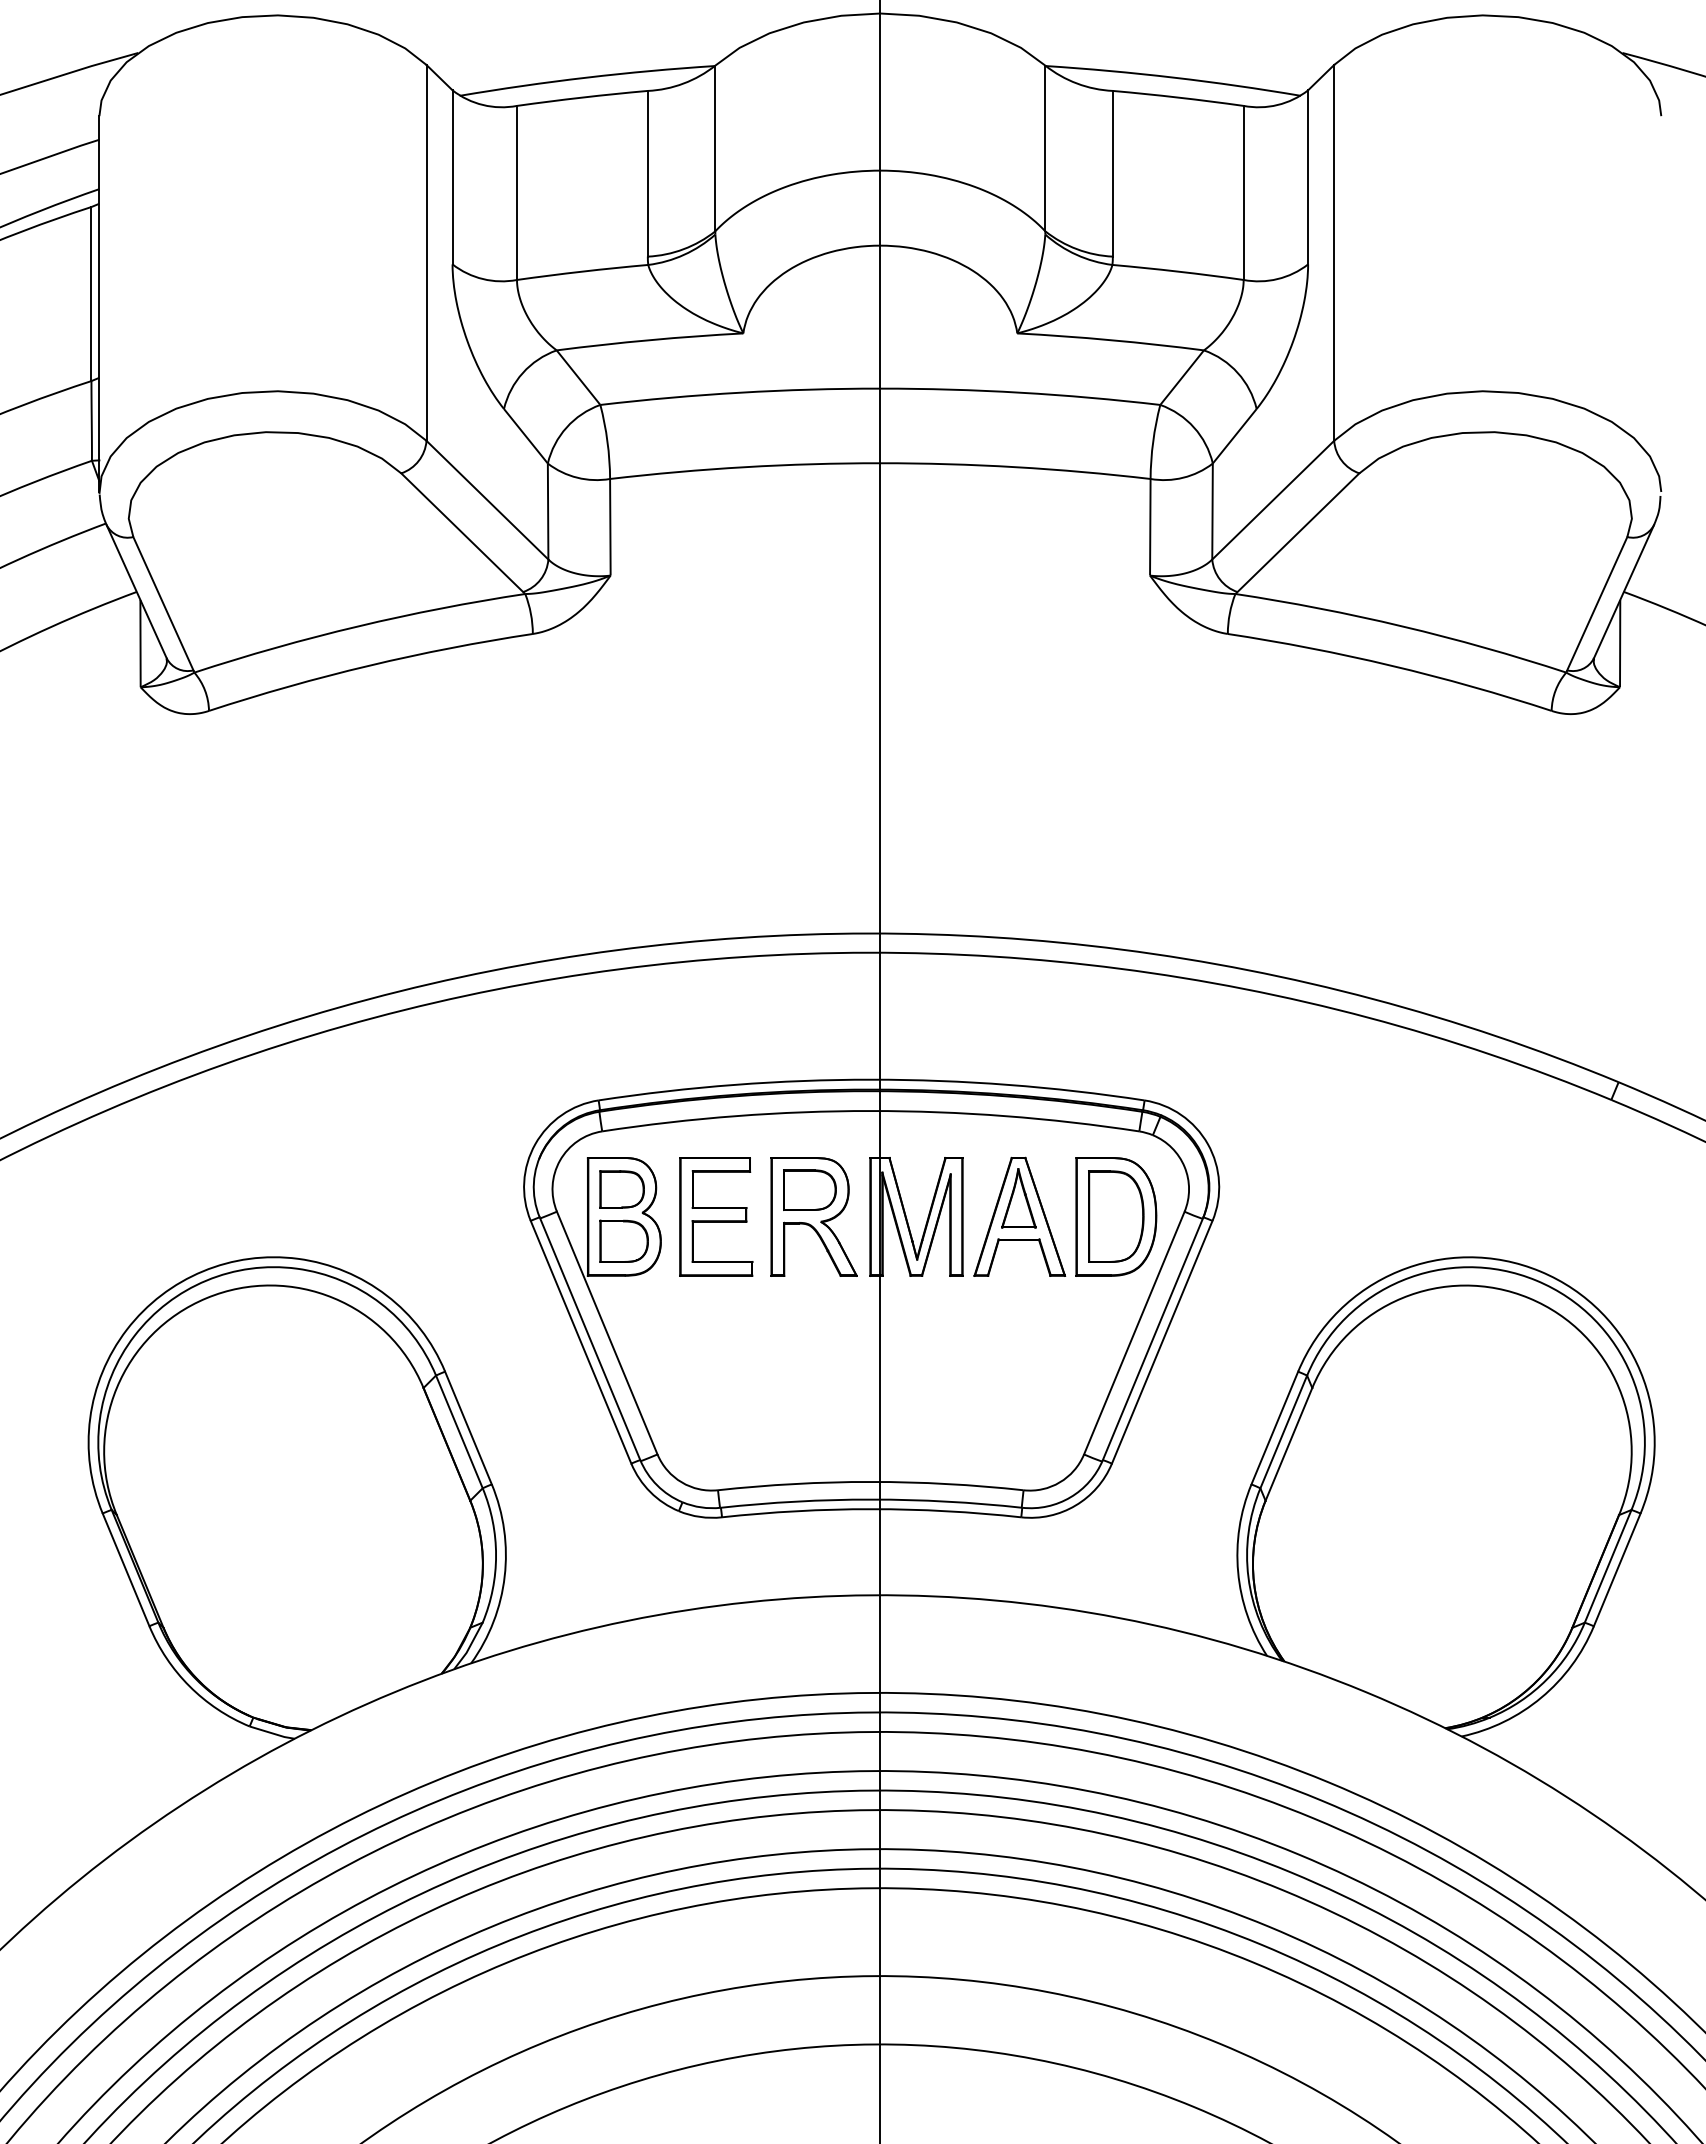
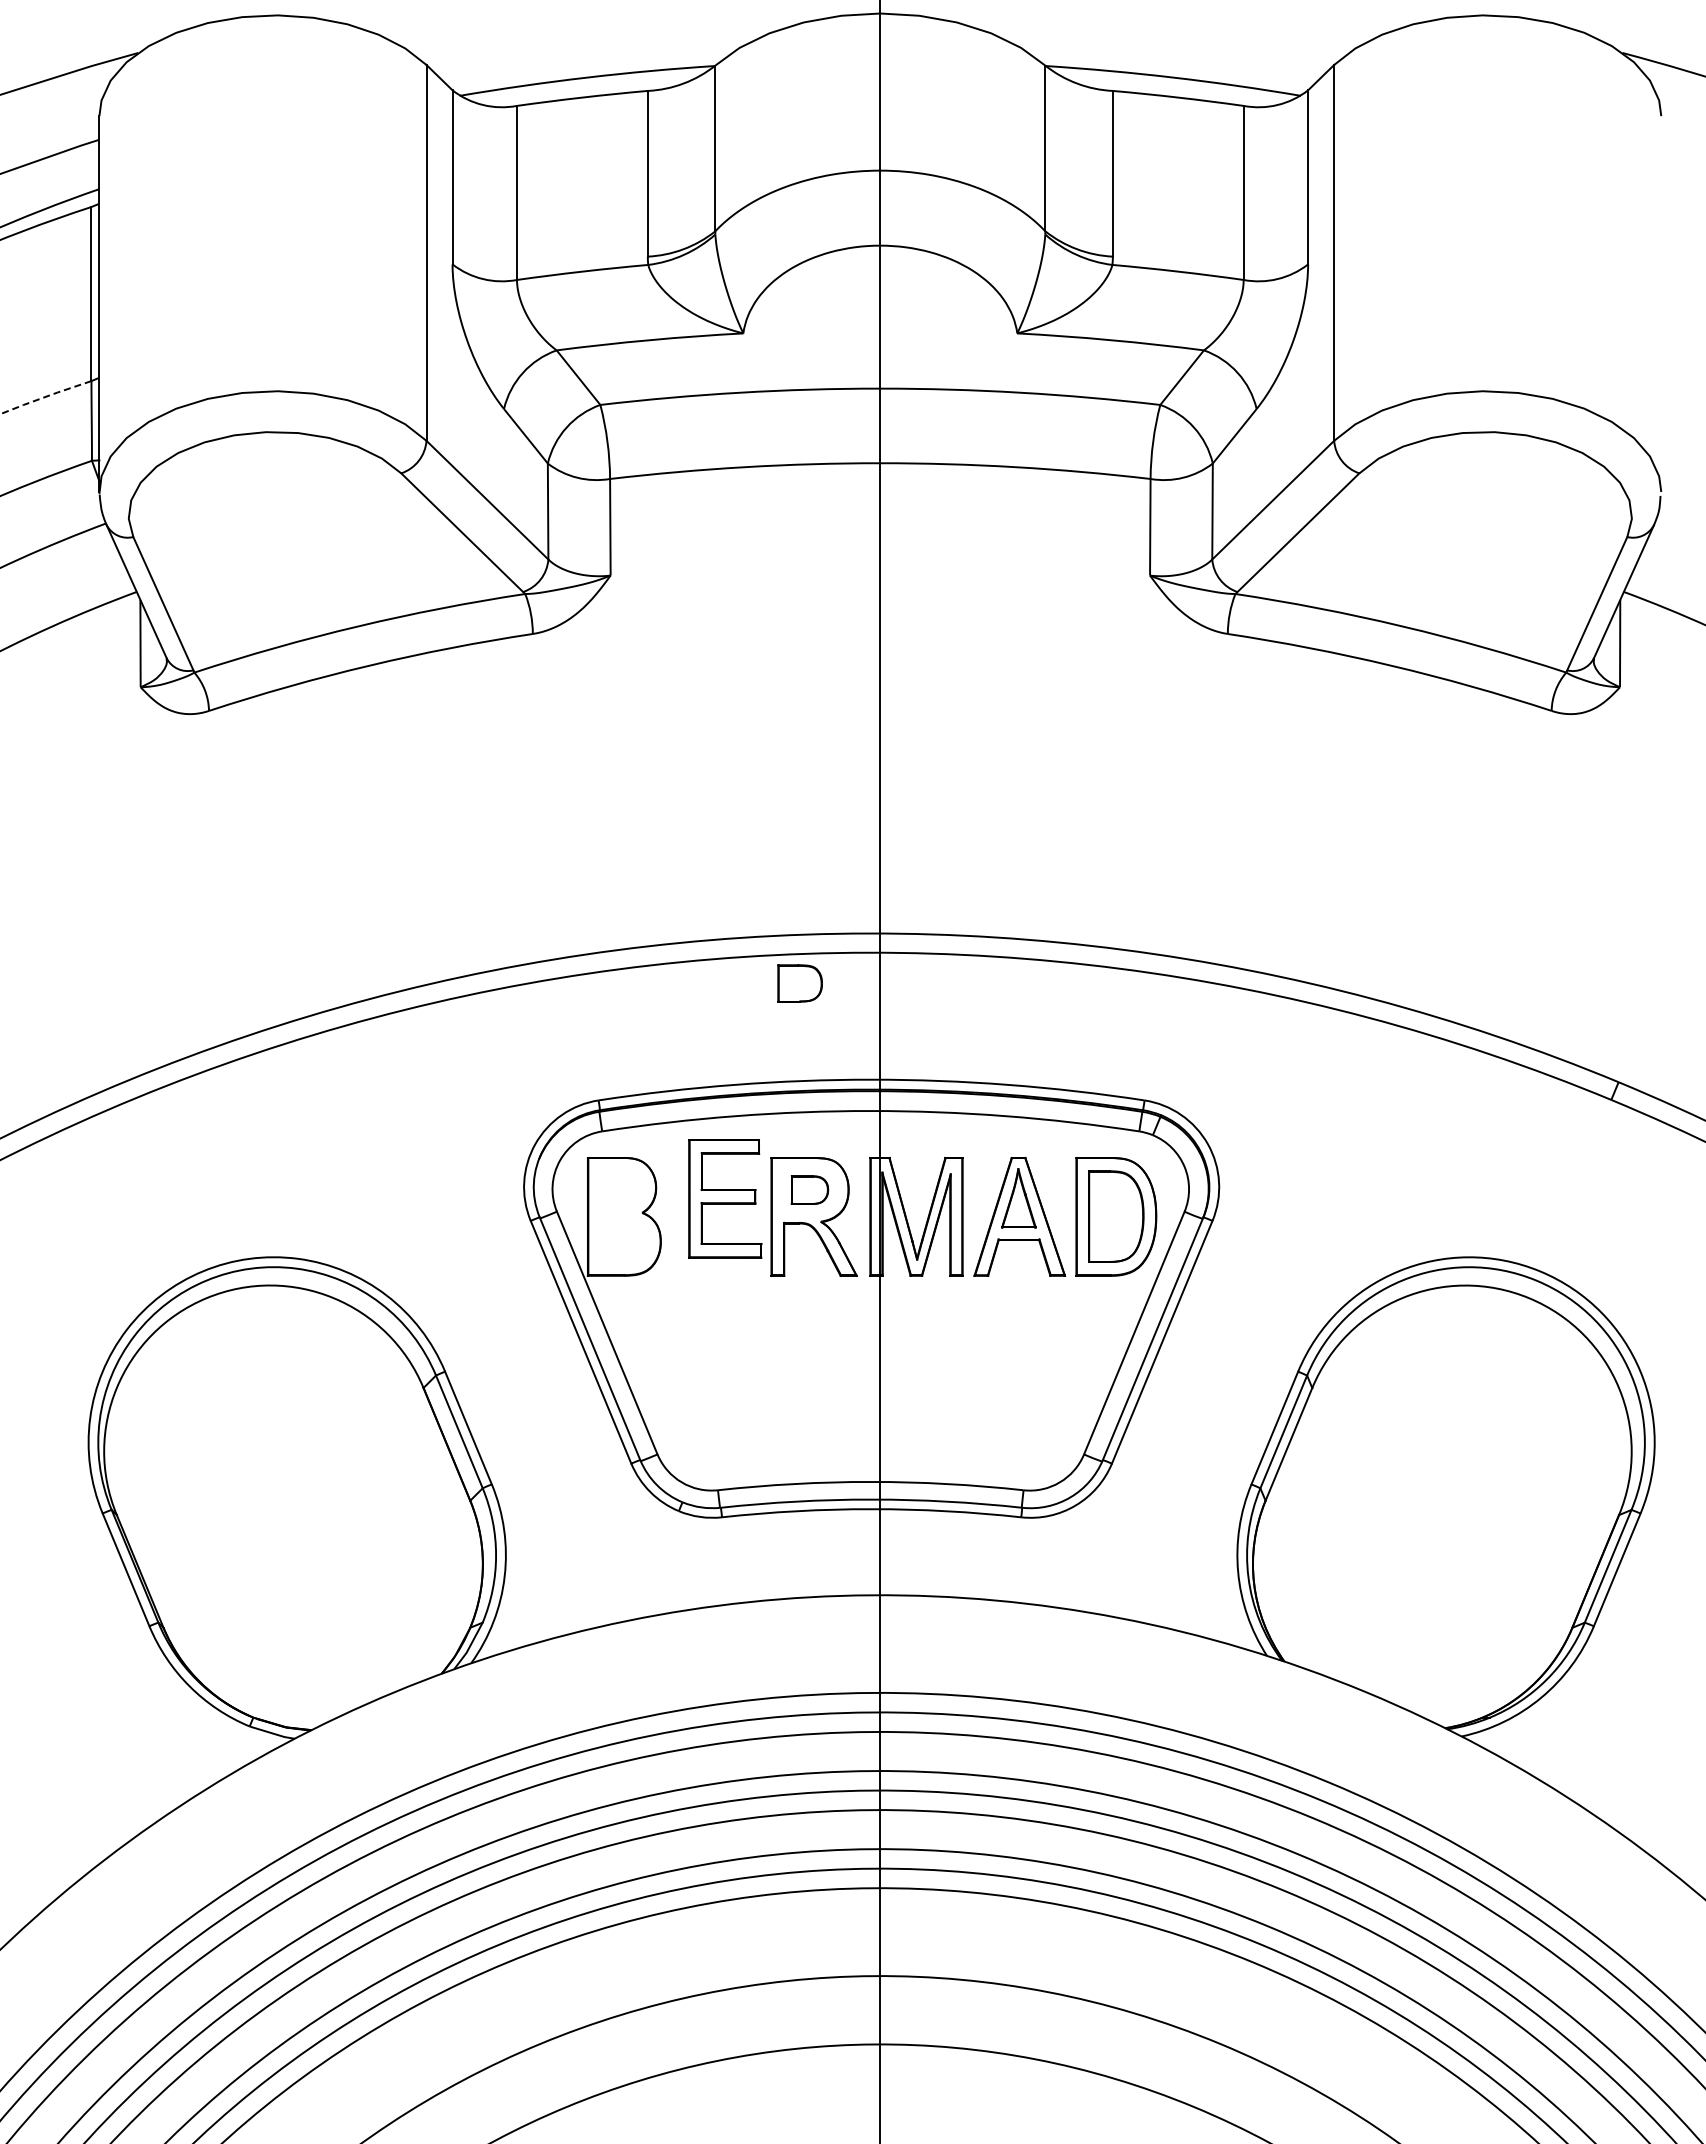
arc: solid -> dashed (45, 397)
part position: (621, 1189) -> (799, 983) (799, 983)
part size: 54x42 px -> 40x30 px (809, 1189)
part position: (716, 1216) -> (725, 1198) (725, 1198)
part: present -> none (623, 1240)
